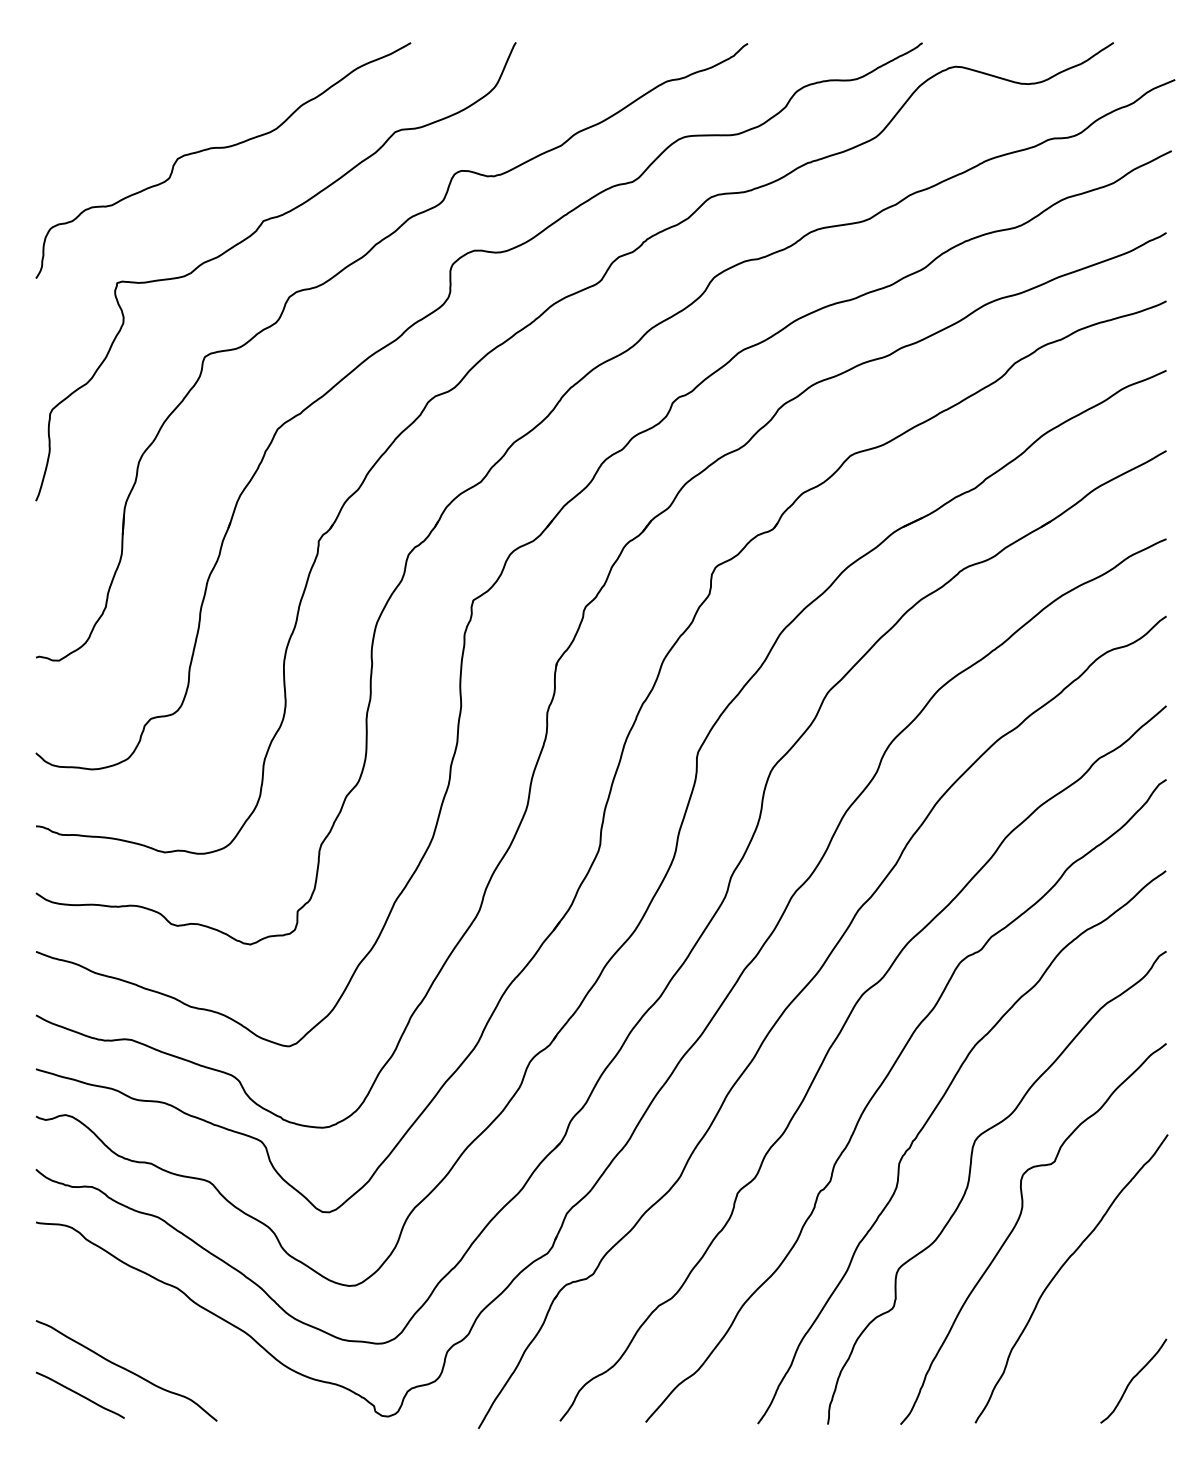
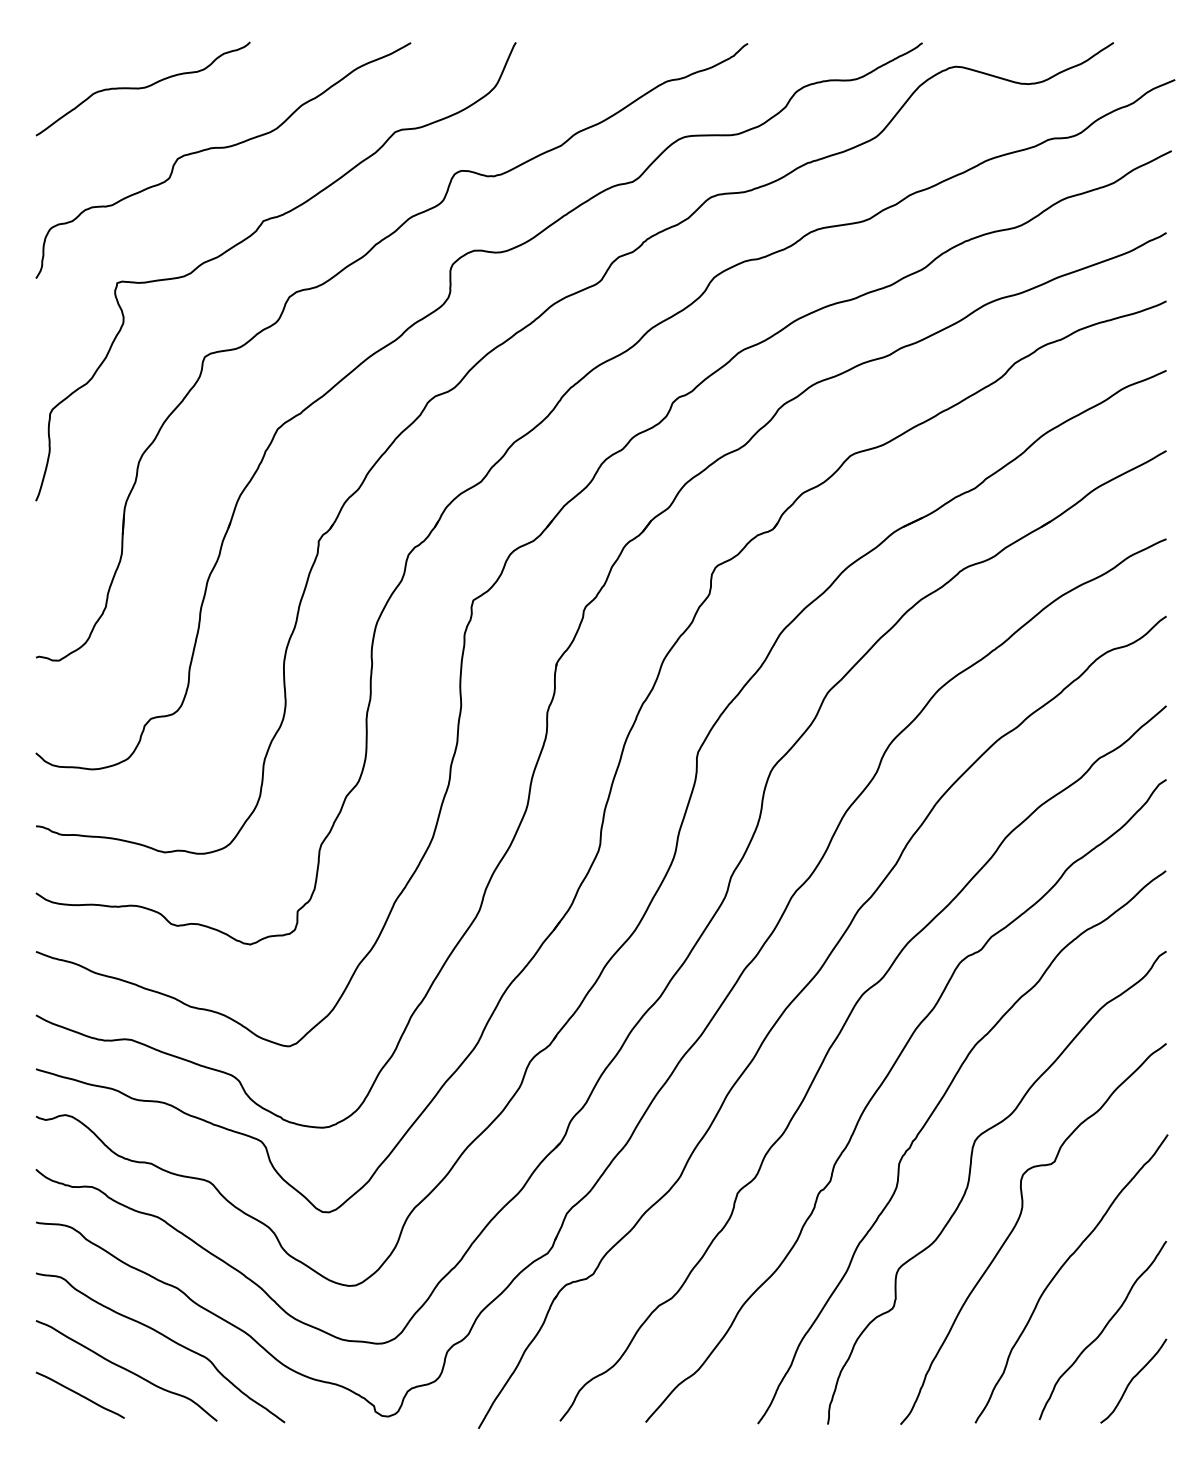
curve: none -> present (142, 88)
curve: none -> present (1102, 1330)
curve: none -> present (166, 1338)
